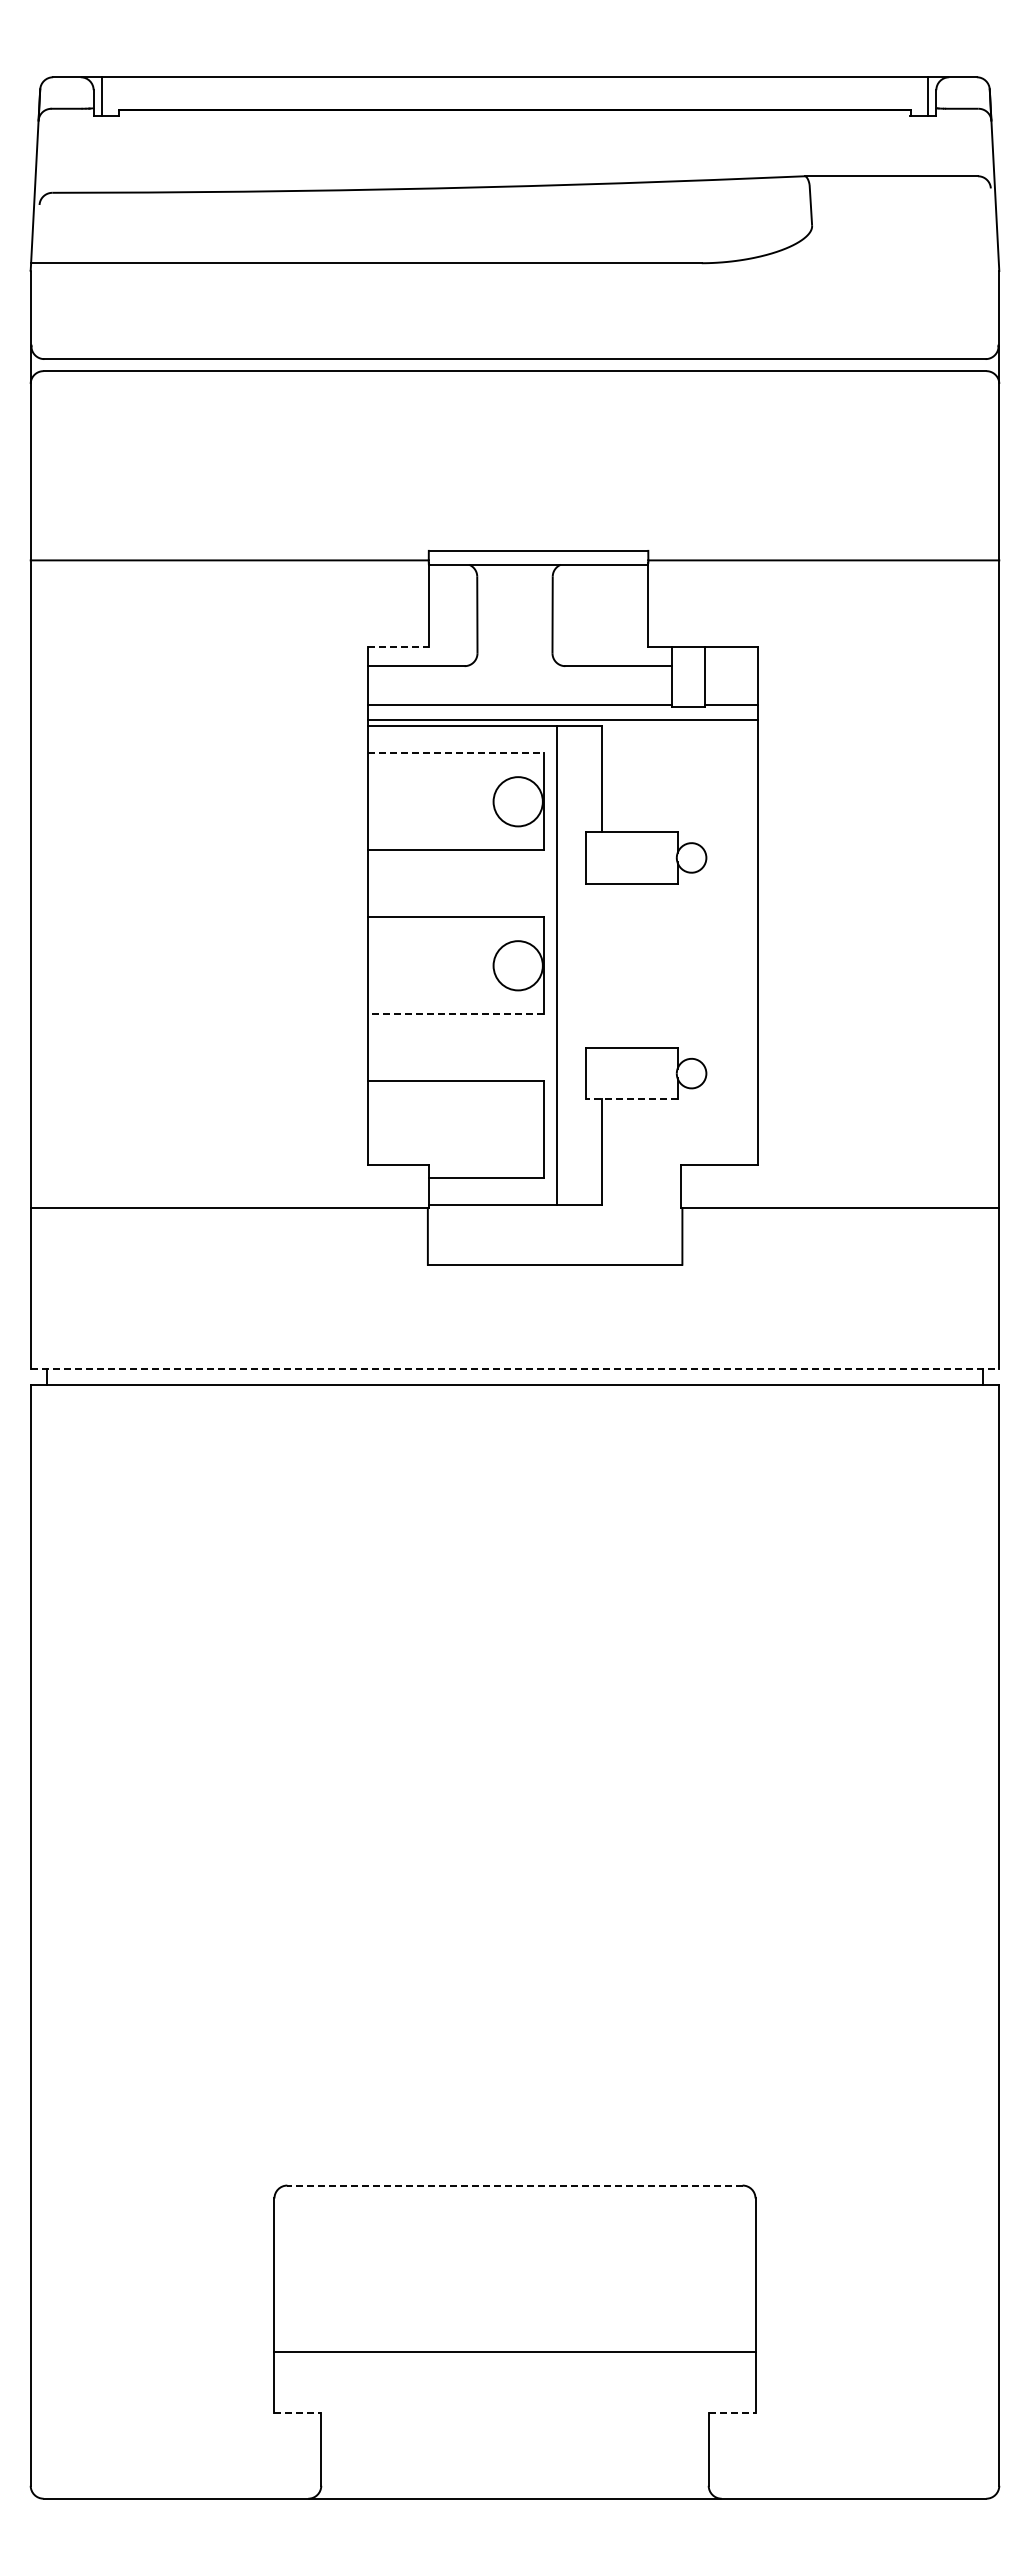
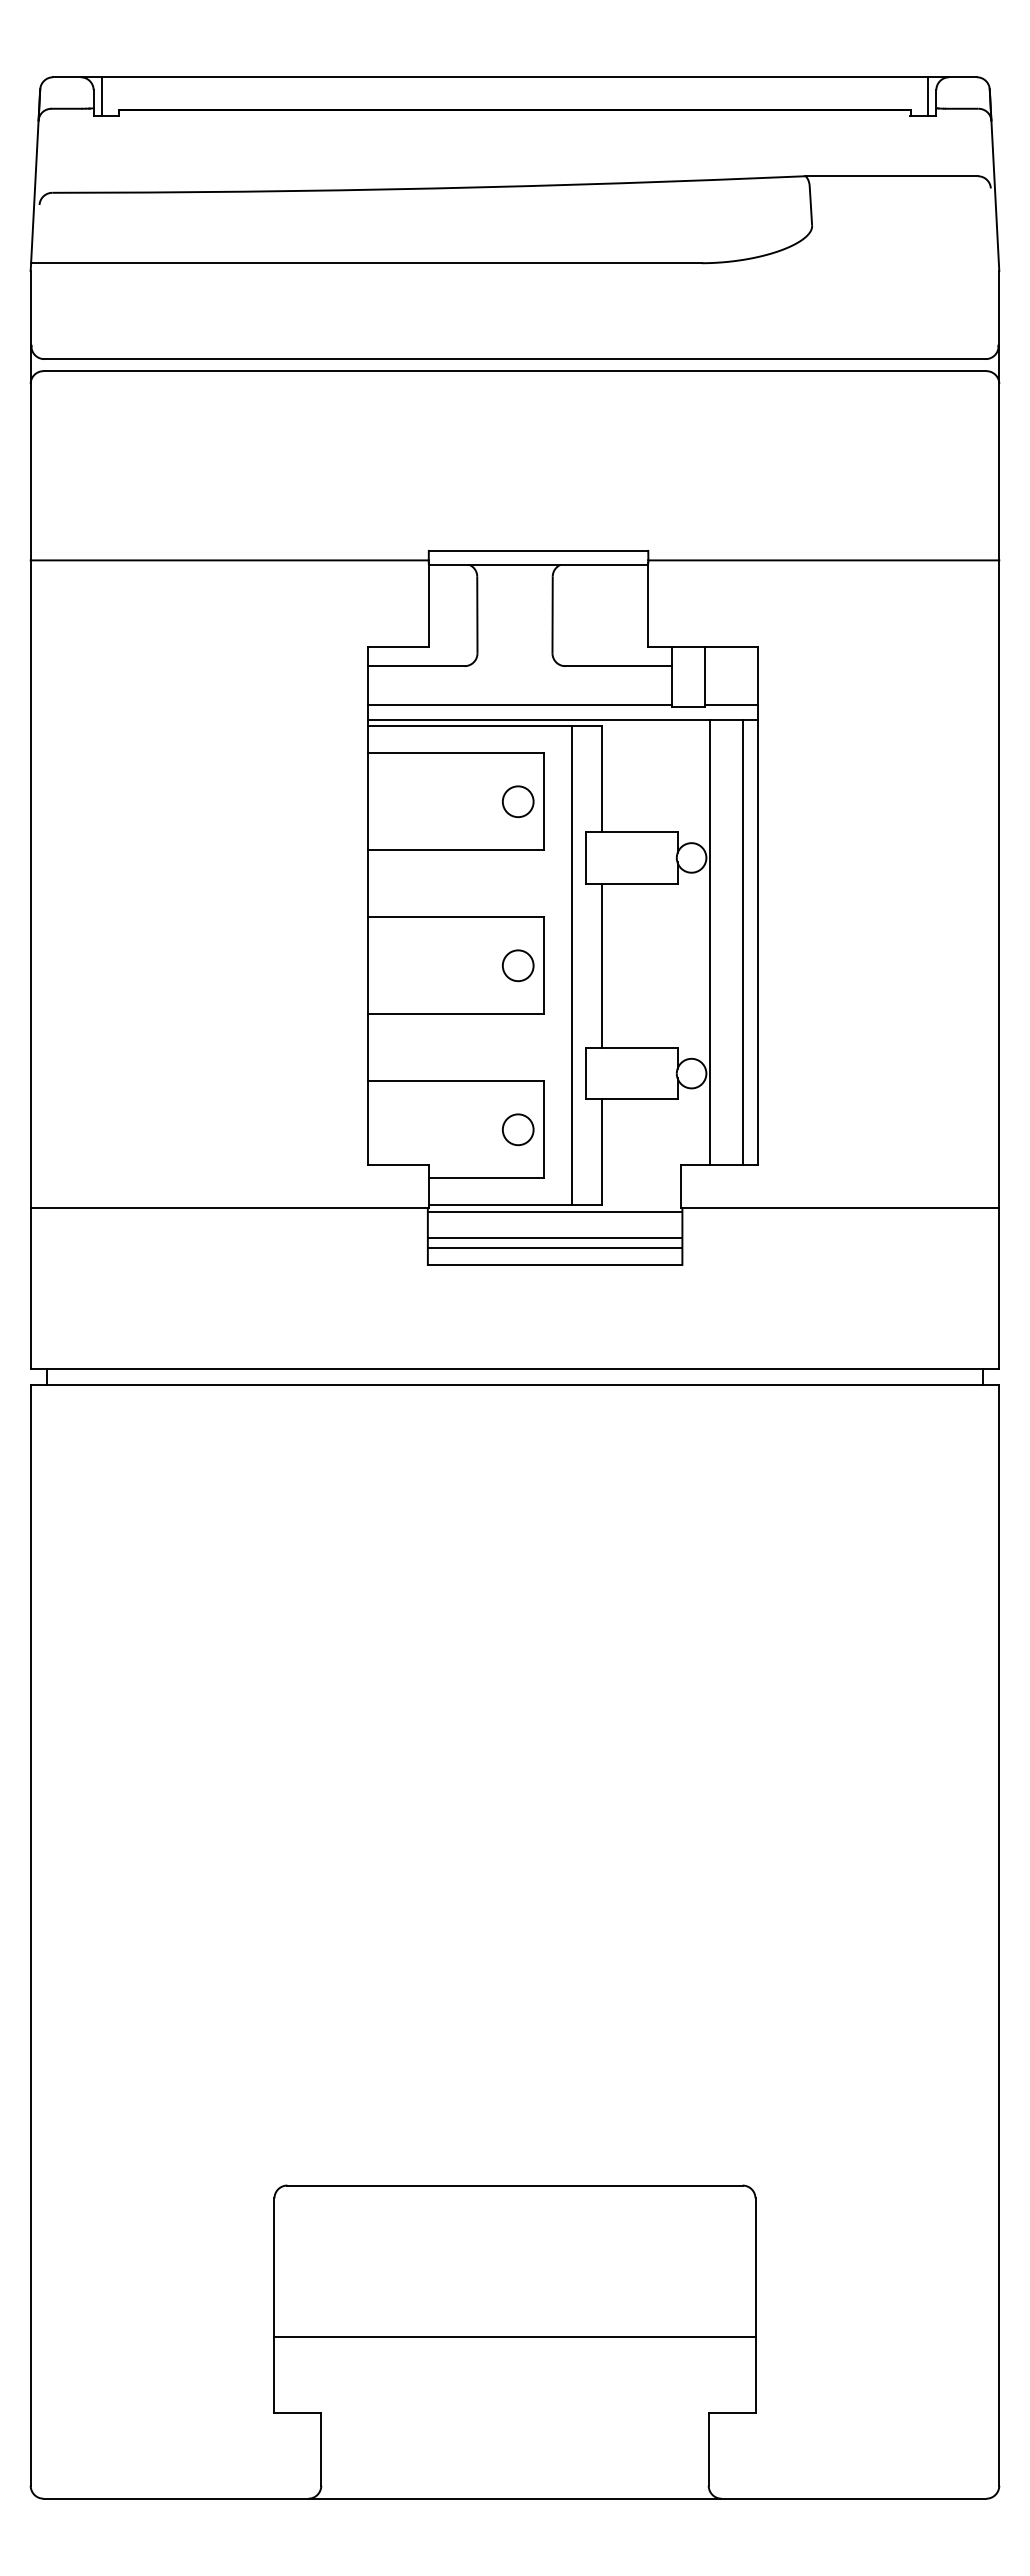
line: dashed -> solid (398, 647)
line: dashed -> solid (456, 753)
circle diameter: 49 px -> 31 px (517, 801)
line: none -> present (710, 941)
line: none -> present (742, 941)
circle diameter: 49 px -> 31 px (517, 965)
line position: (557, 965) -> (572, 965) (572, 965)
line: none -> present (602, 965)
line: dashed -> solid (456, 1014)
line: dashed -> solid (631, 1099)
circle: none -> present (518, 1129)
line: none -> present (554, 1211)
line: none -> present (554, 1238)
line: none -> present (554, 1248)
line: dashed -> solid (515, 1368)
line: dashed -> solid (515, 2185)
line position: (514, 2352) -> (514, 2337) (514, 2337)
line: dashed -> solid (298, 2413)
line: dashed -> solid (732, 2413)
